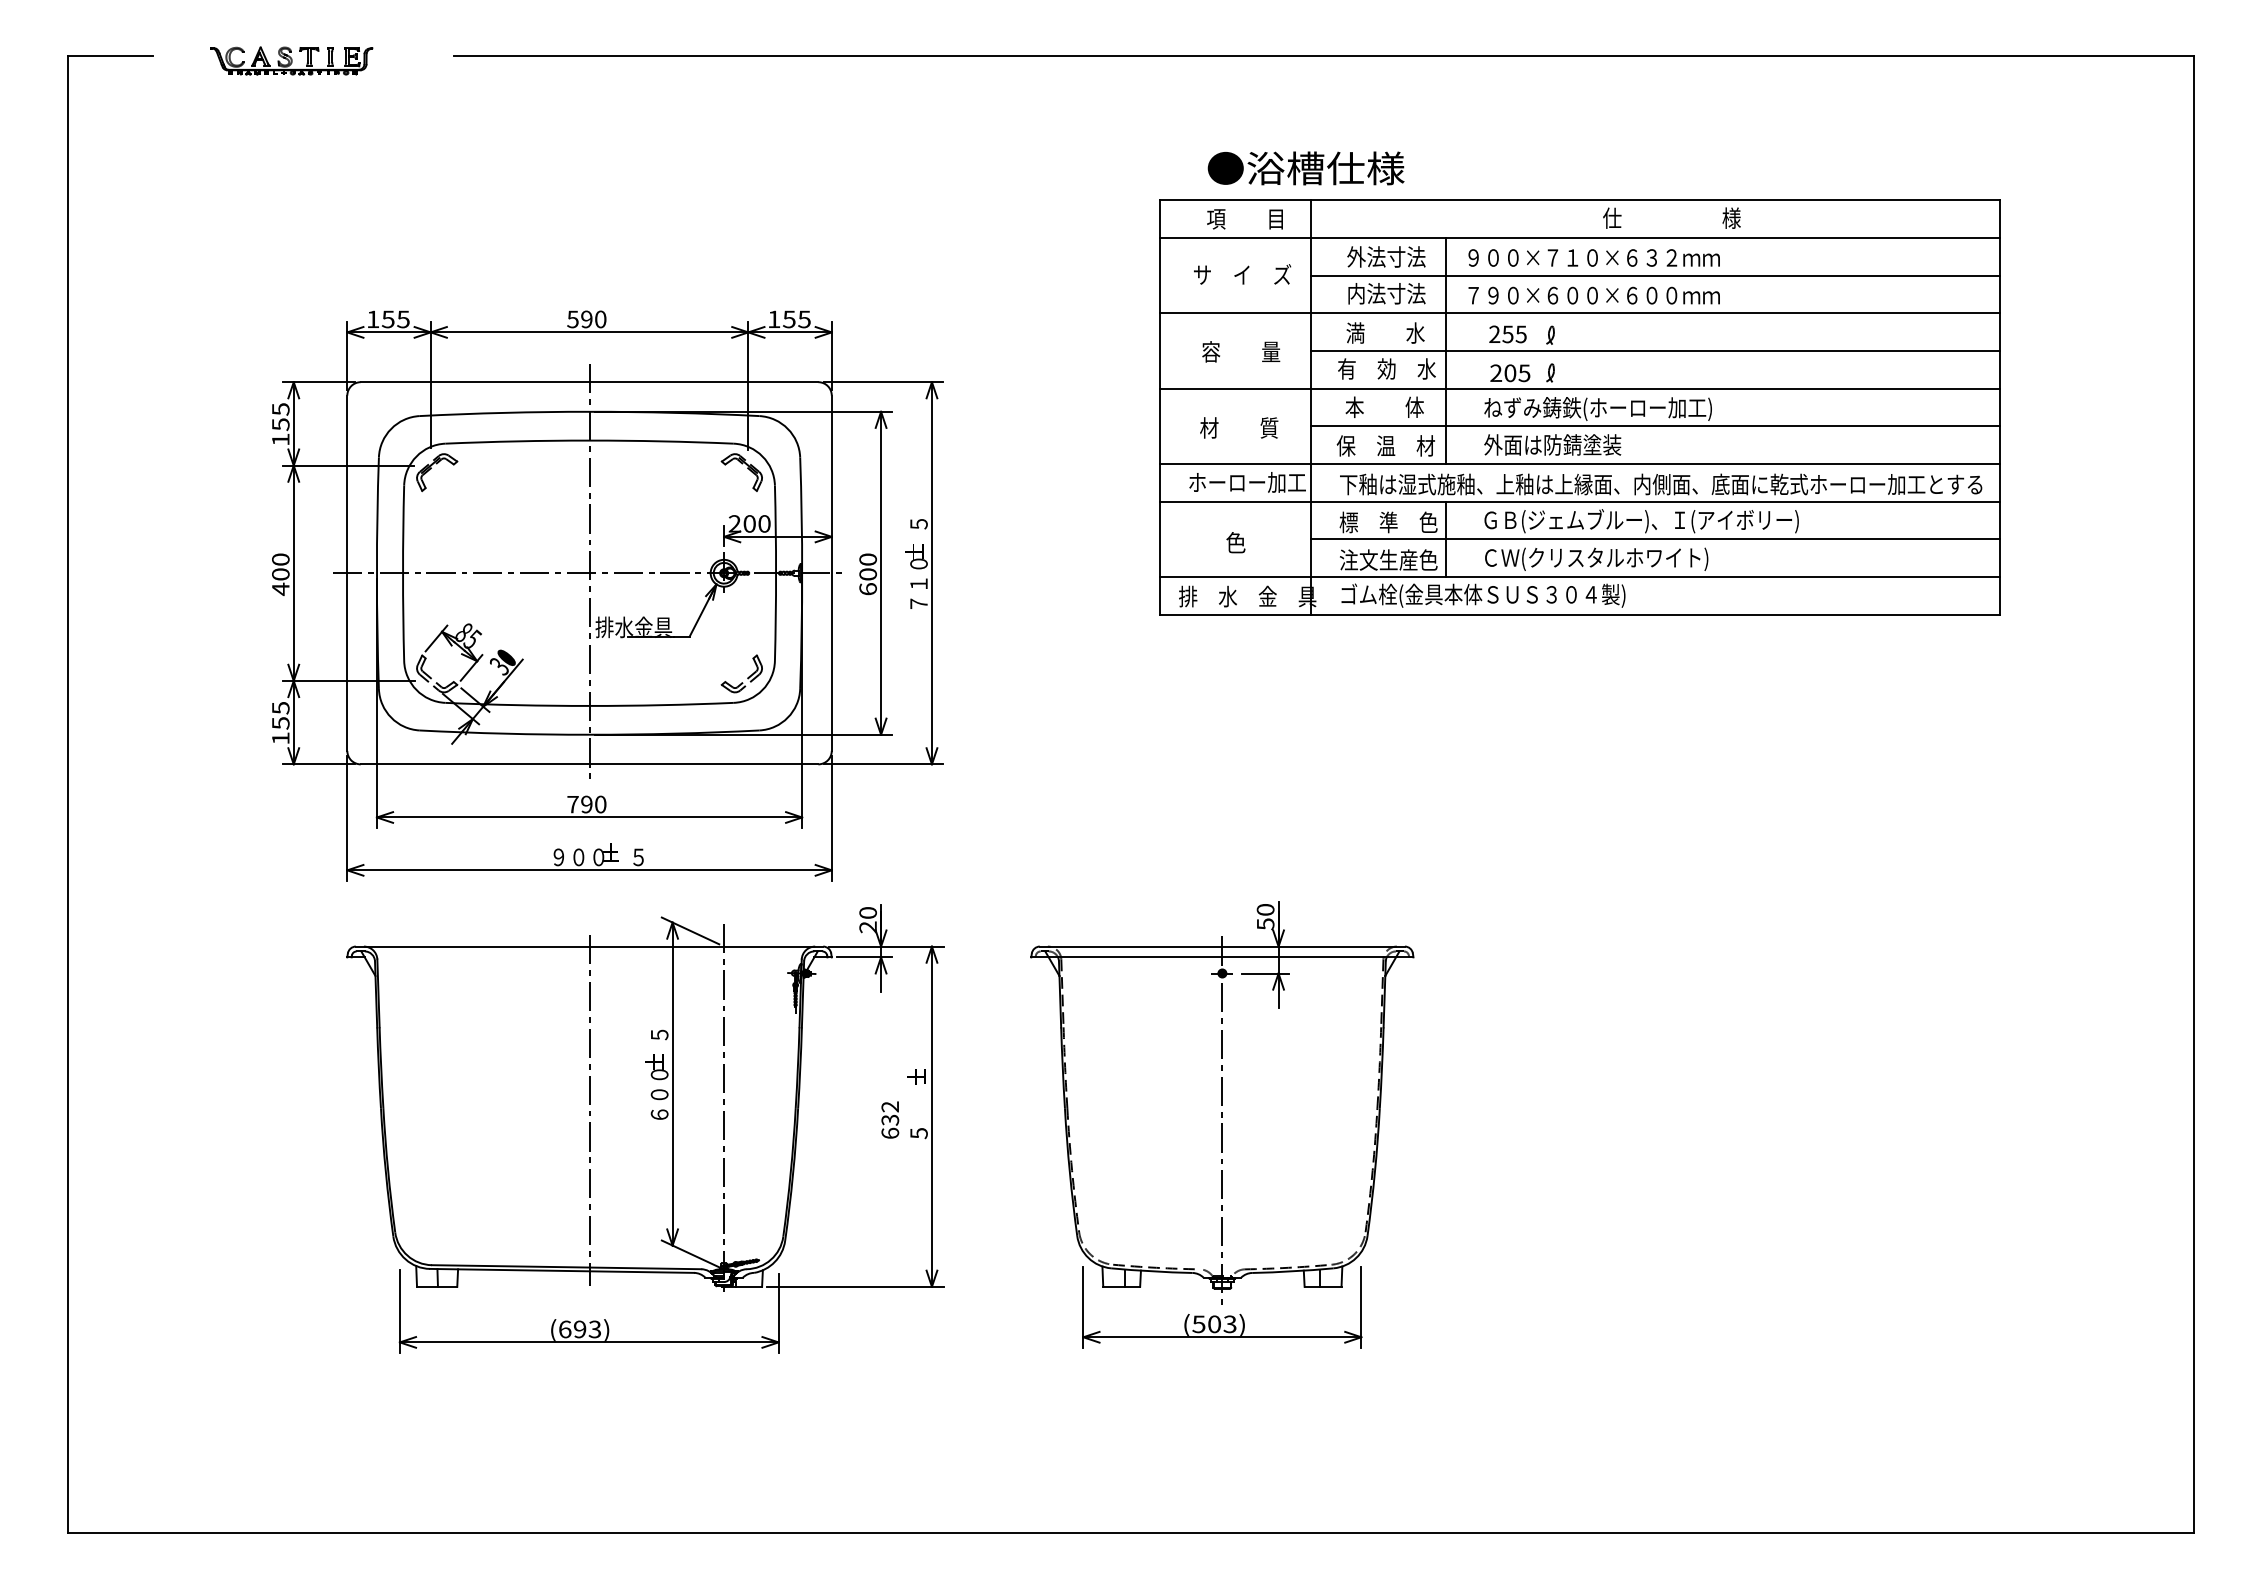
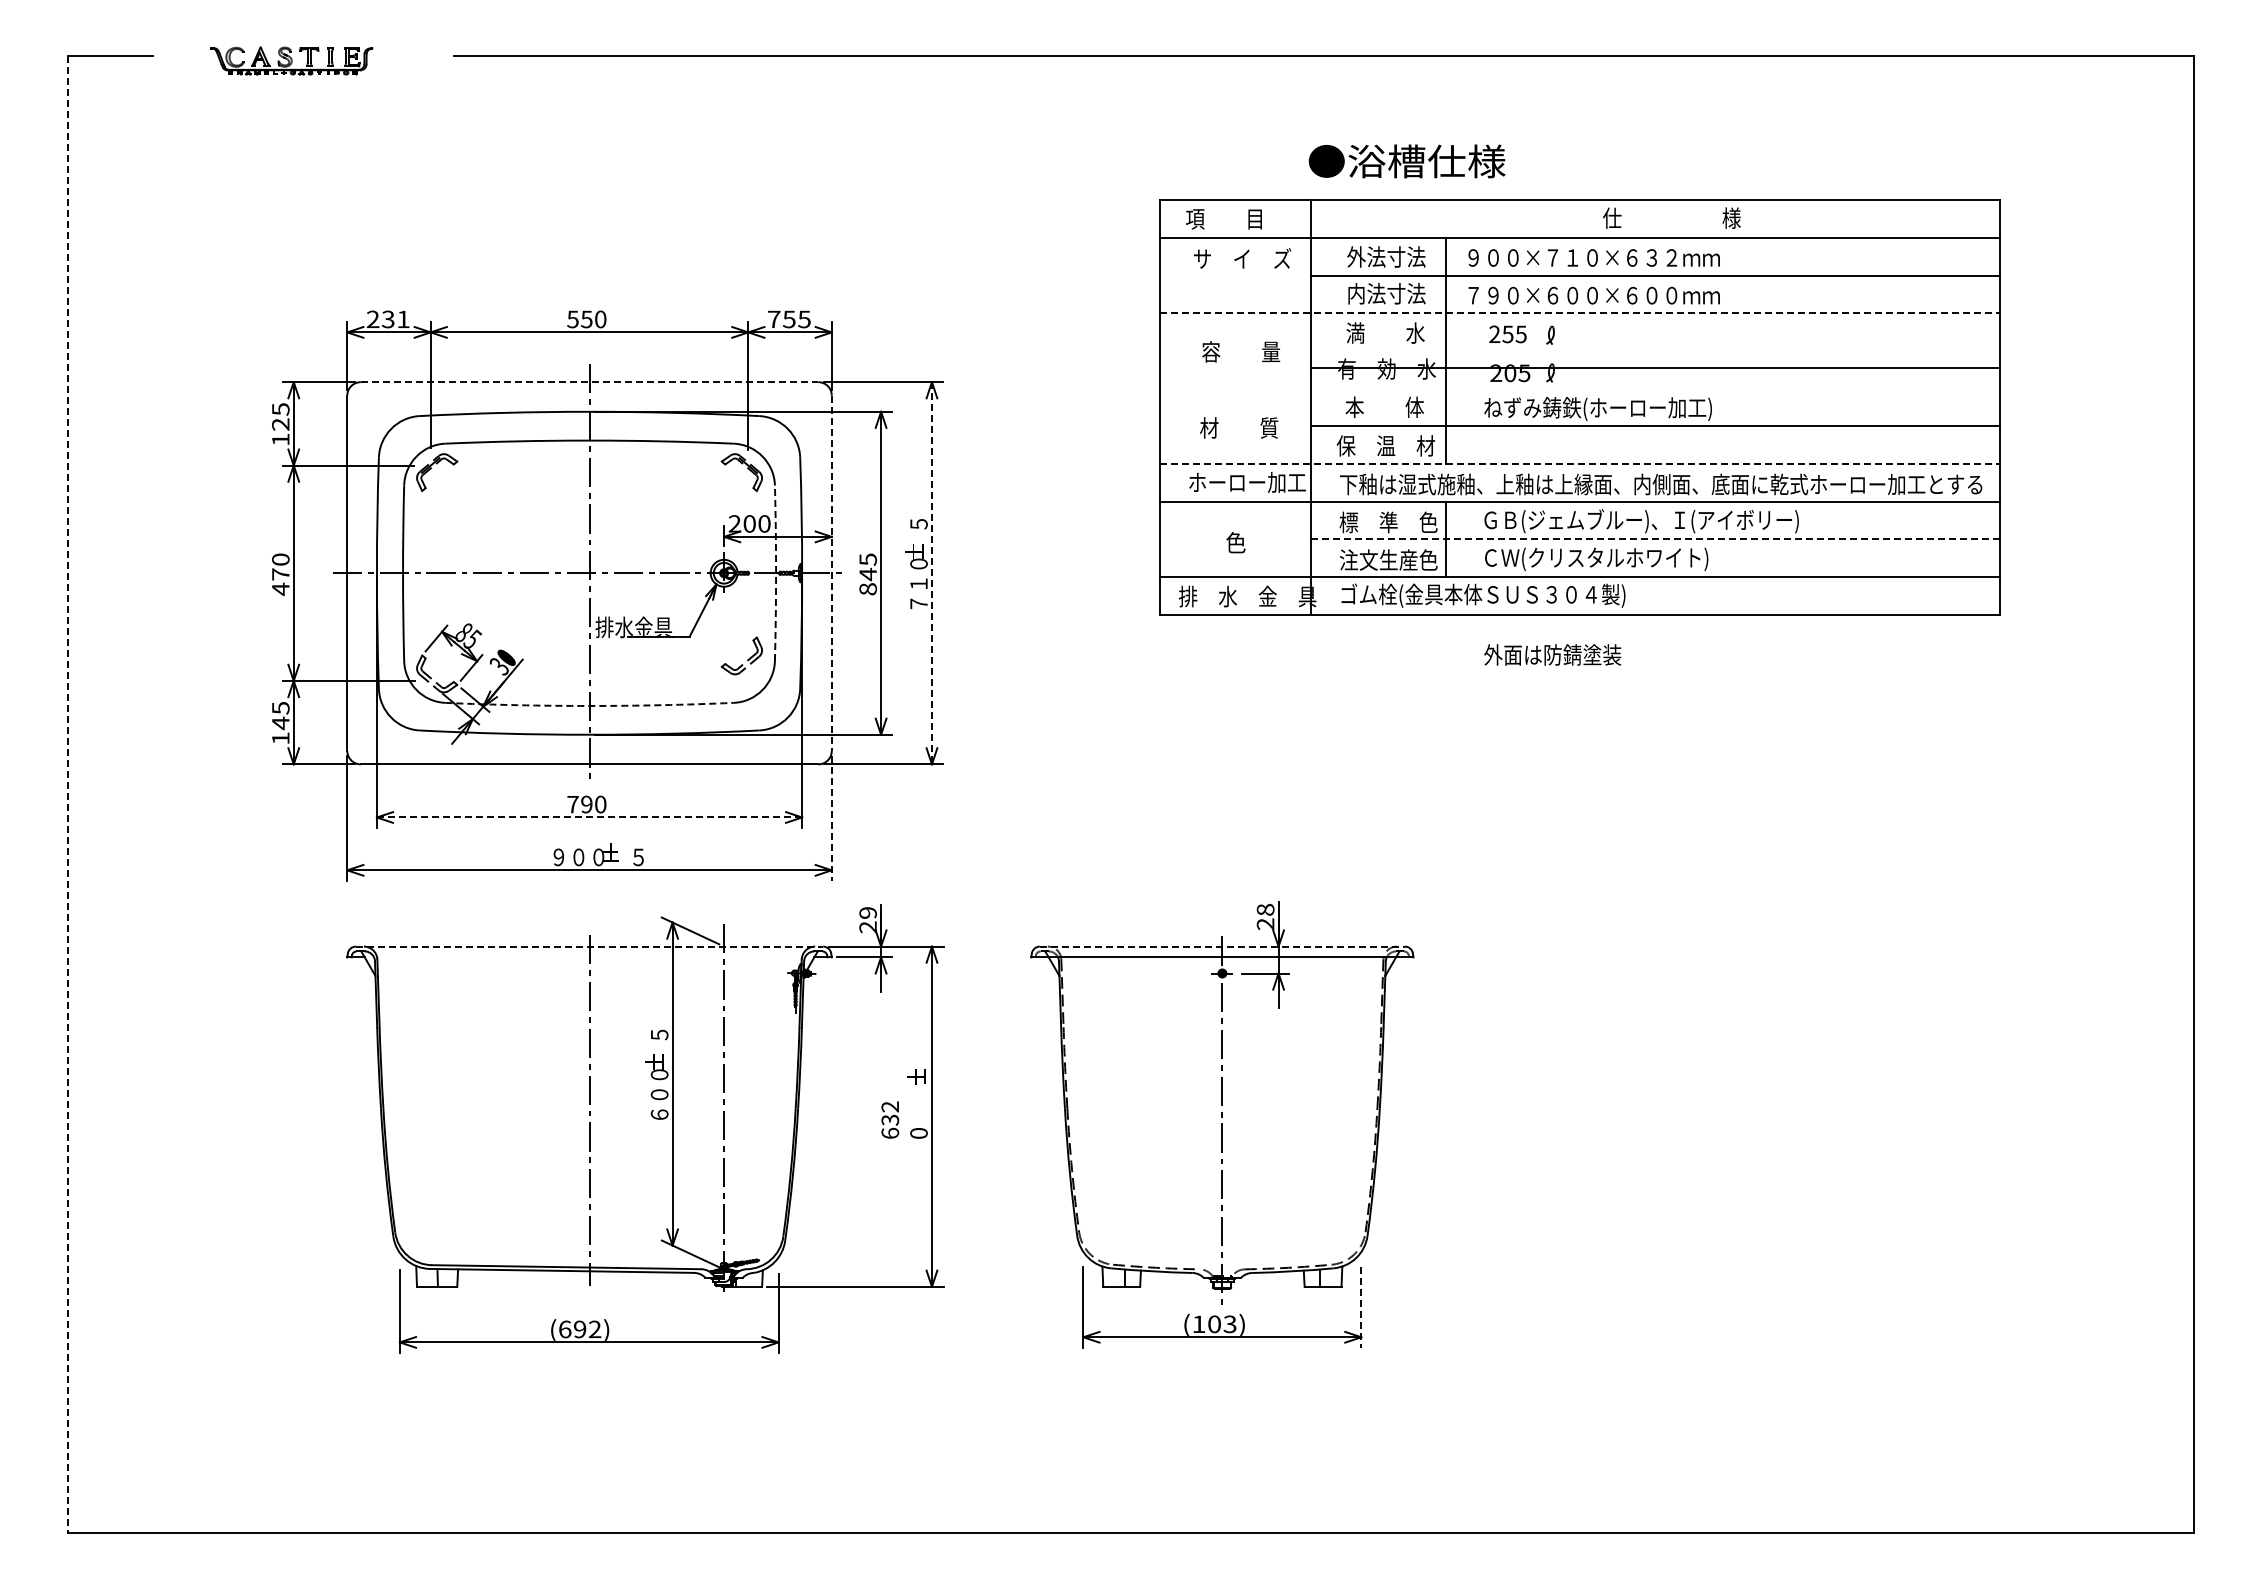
text position: (1305, 168) -> (1406, 161) (1406, 161)
text position: (1244, 219) -> (1223, 219) (1223, 219)
text position: (1242, 274) -> (1242, 258) (1242, 258)
line: solid -> dashed (1580, 313)
text: 155 -> 755 (774, 318)
text: 155 -> 231 (387, 319)
text: 590 -> 550 (586, 319)
line position: (1655, 351) -> (1655, 368) (1655, 368)
line: solid -> dashed (589, 382)
line: present -> none (1580, 388)
text: 155 -> 125 (280, 424)
text position: (1552, 444) -> (1552, 654) (1552, 654)
line: solid -> dashed (1580, 464)
line: solid -> dashed (1655, 539)
arc: solid -> dashed (776, 573)
line: solid -> dashed (831, 573)
line: solid -> dashed (931, 573)
text: 400 -> 470 (280, 574)
text: 600 -> 845 (867, 574)
part position: (747, 677) -> (747, 659) (747, 659)
arc: solid -> dashed (589, 705)
text: 155 -> 145 (280, 723)
line: solid -> dashed (67, 794)
line: solid -> dashed (589, 817)
line: solid -> dashed (831, 819)
text: 20 -> 29 (867, 912)
text: 50 -> 28 (1265, 916)
line: solid -> dashed (589, 946)
line: solid -> dashed (1222, 946)
text: 5 -> 0 (918, 1133)
line: solid -> dashed (1361, 1308)
text: (503) -> (103) (1198, 1324)
text: (693) -> (692) (594, 1329)
